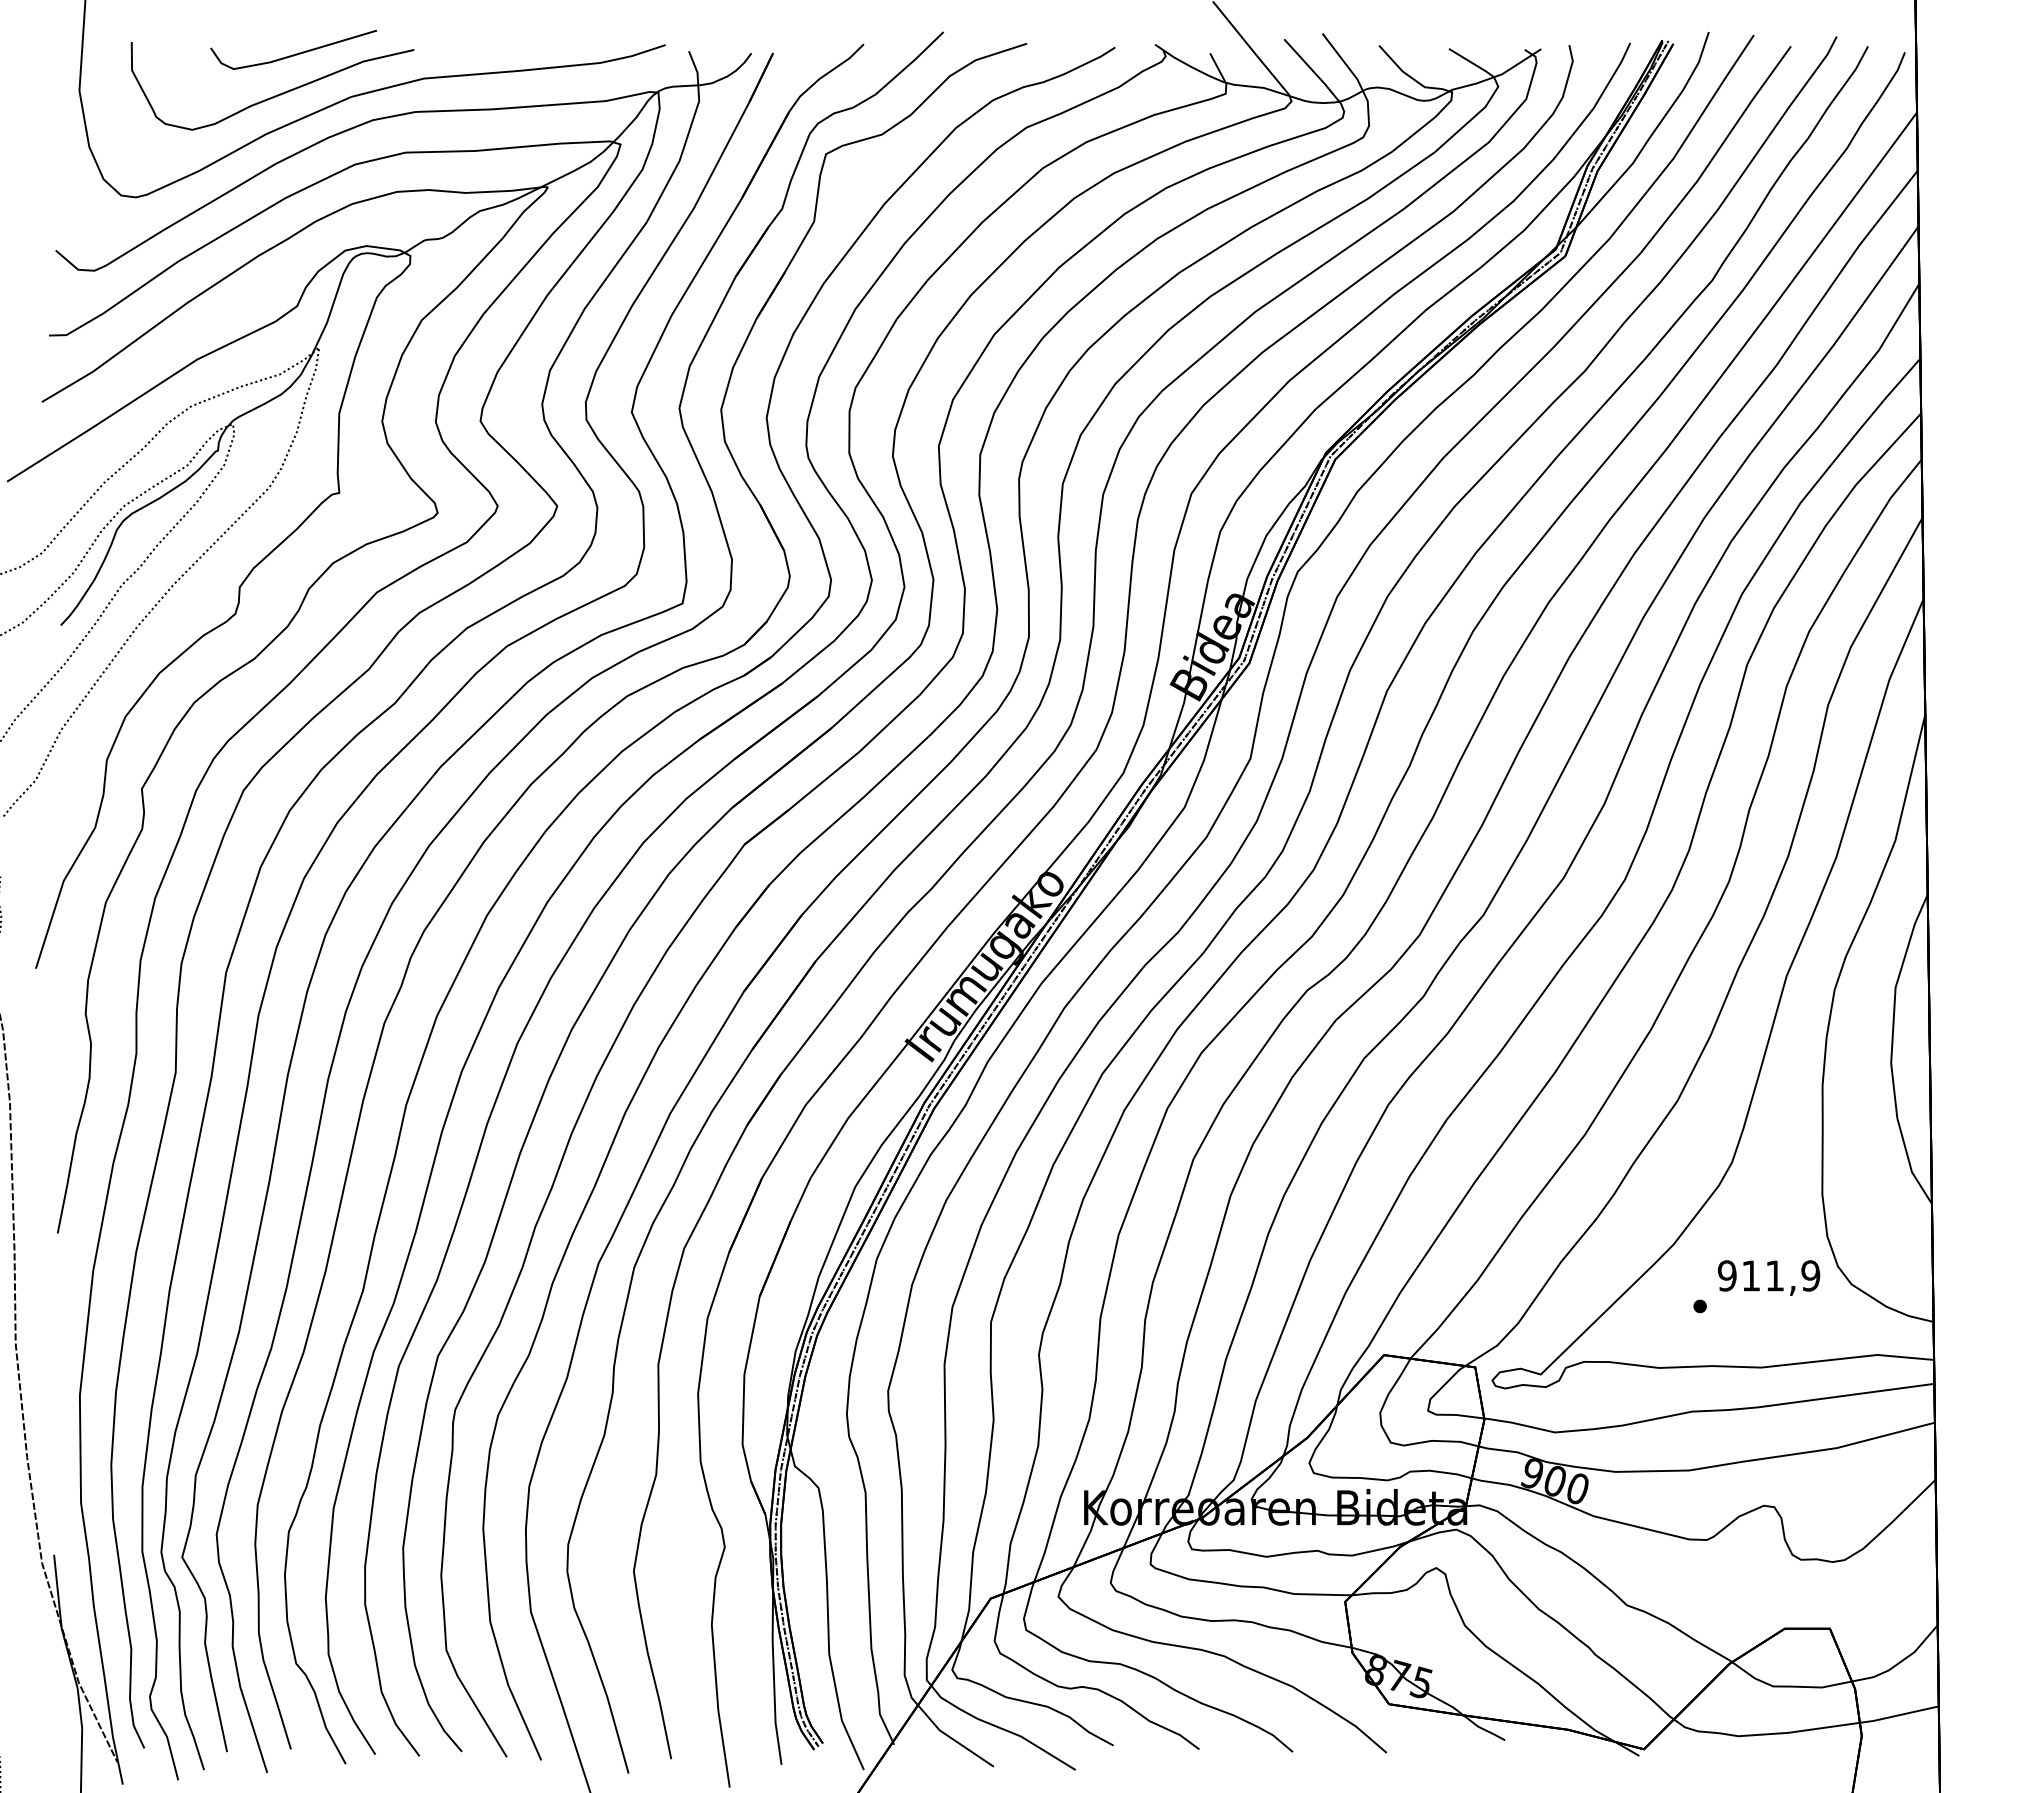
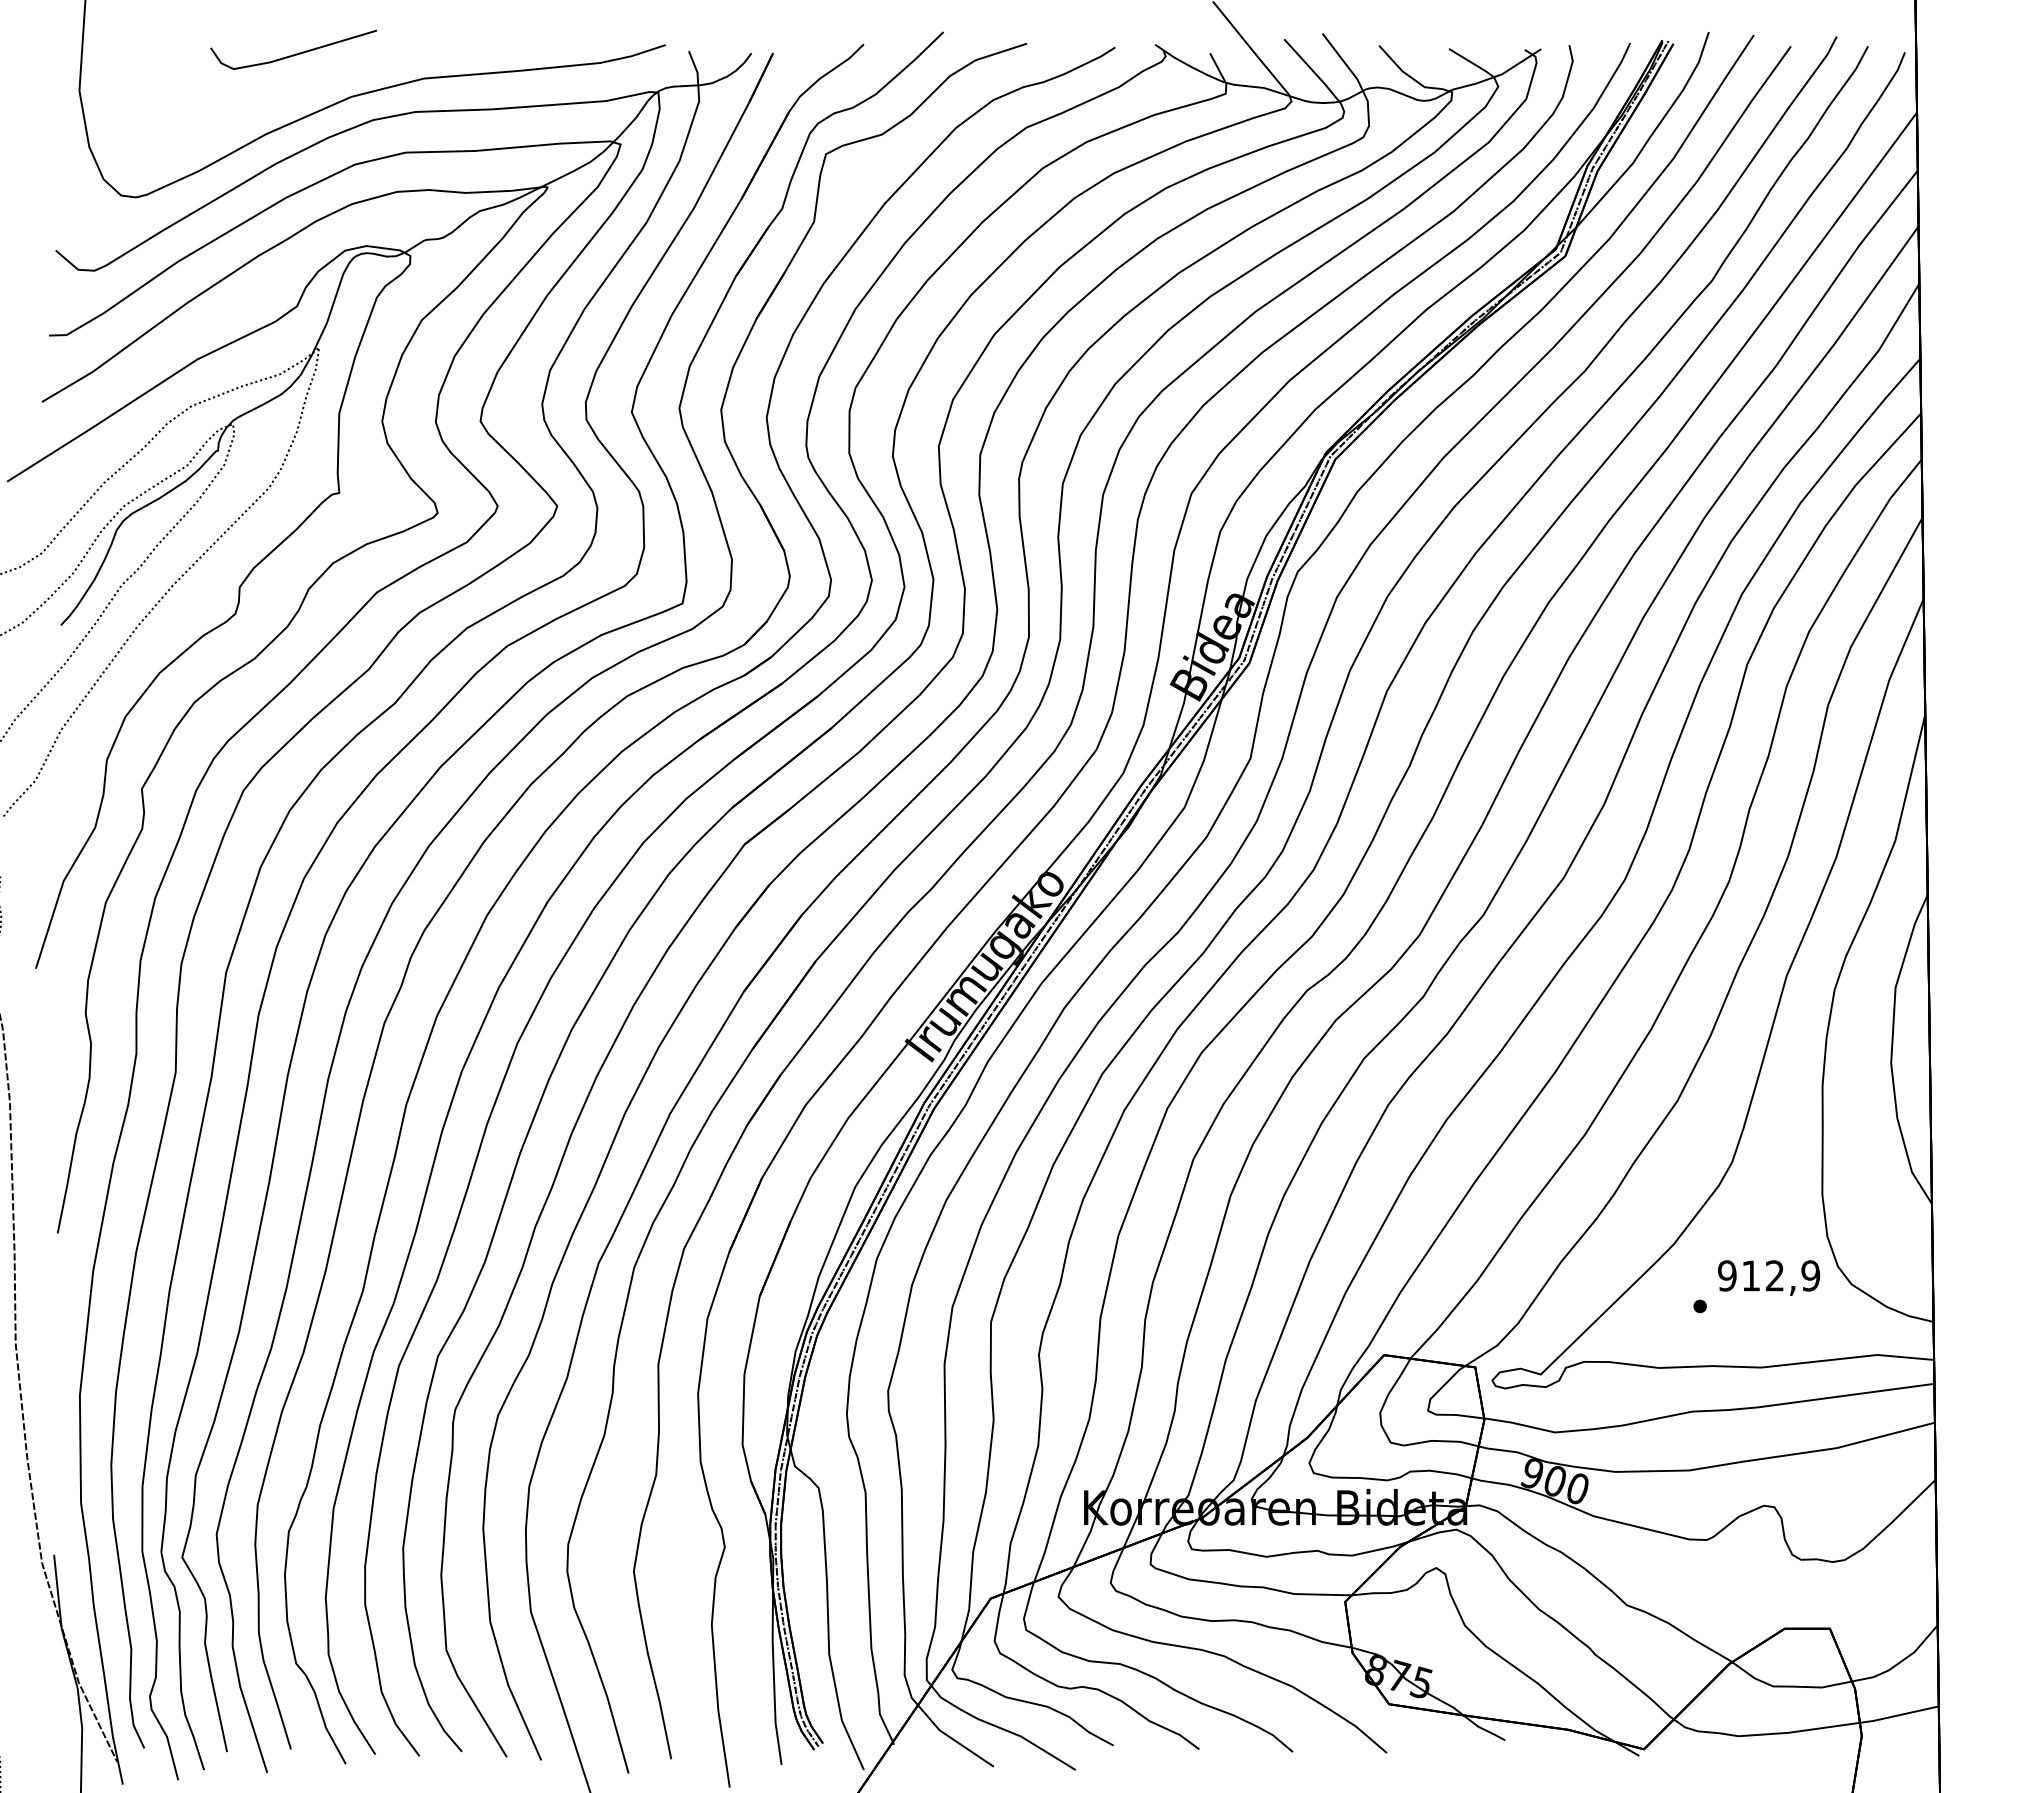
curve: present -> none (274, 95)
text: 911,9 -> 912,9 (1774, 1275)
